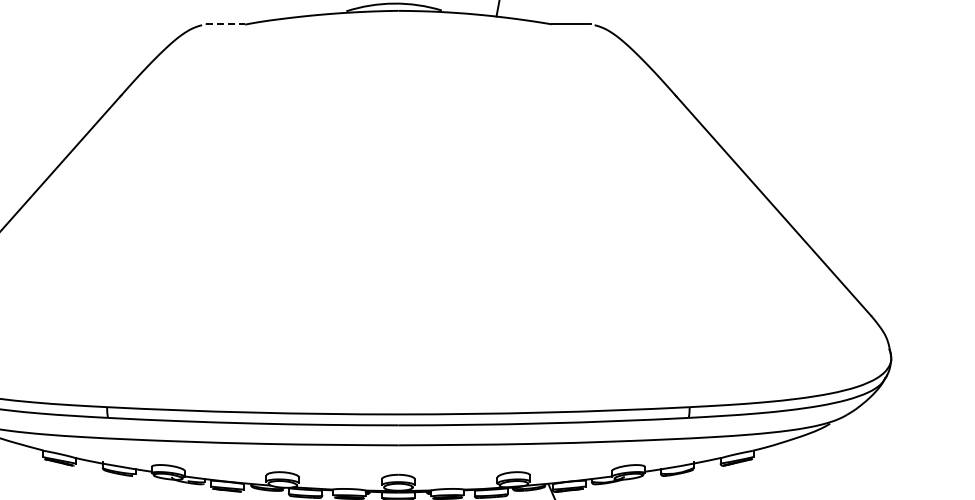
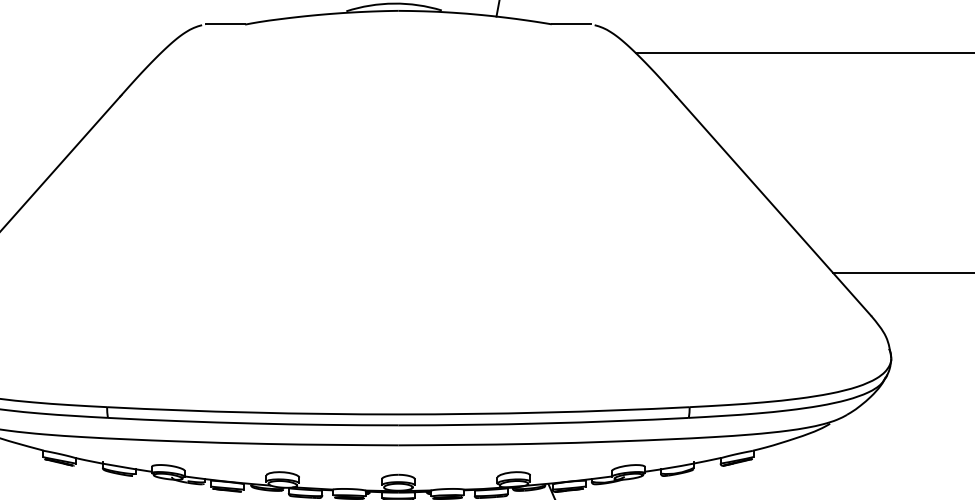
line: dashed -> solid (225, 24)
line: none -> present (803, 53)
line: none -> present (902, 272)
